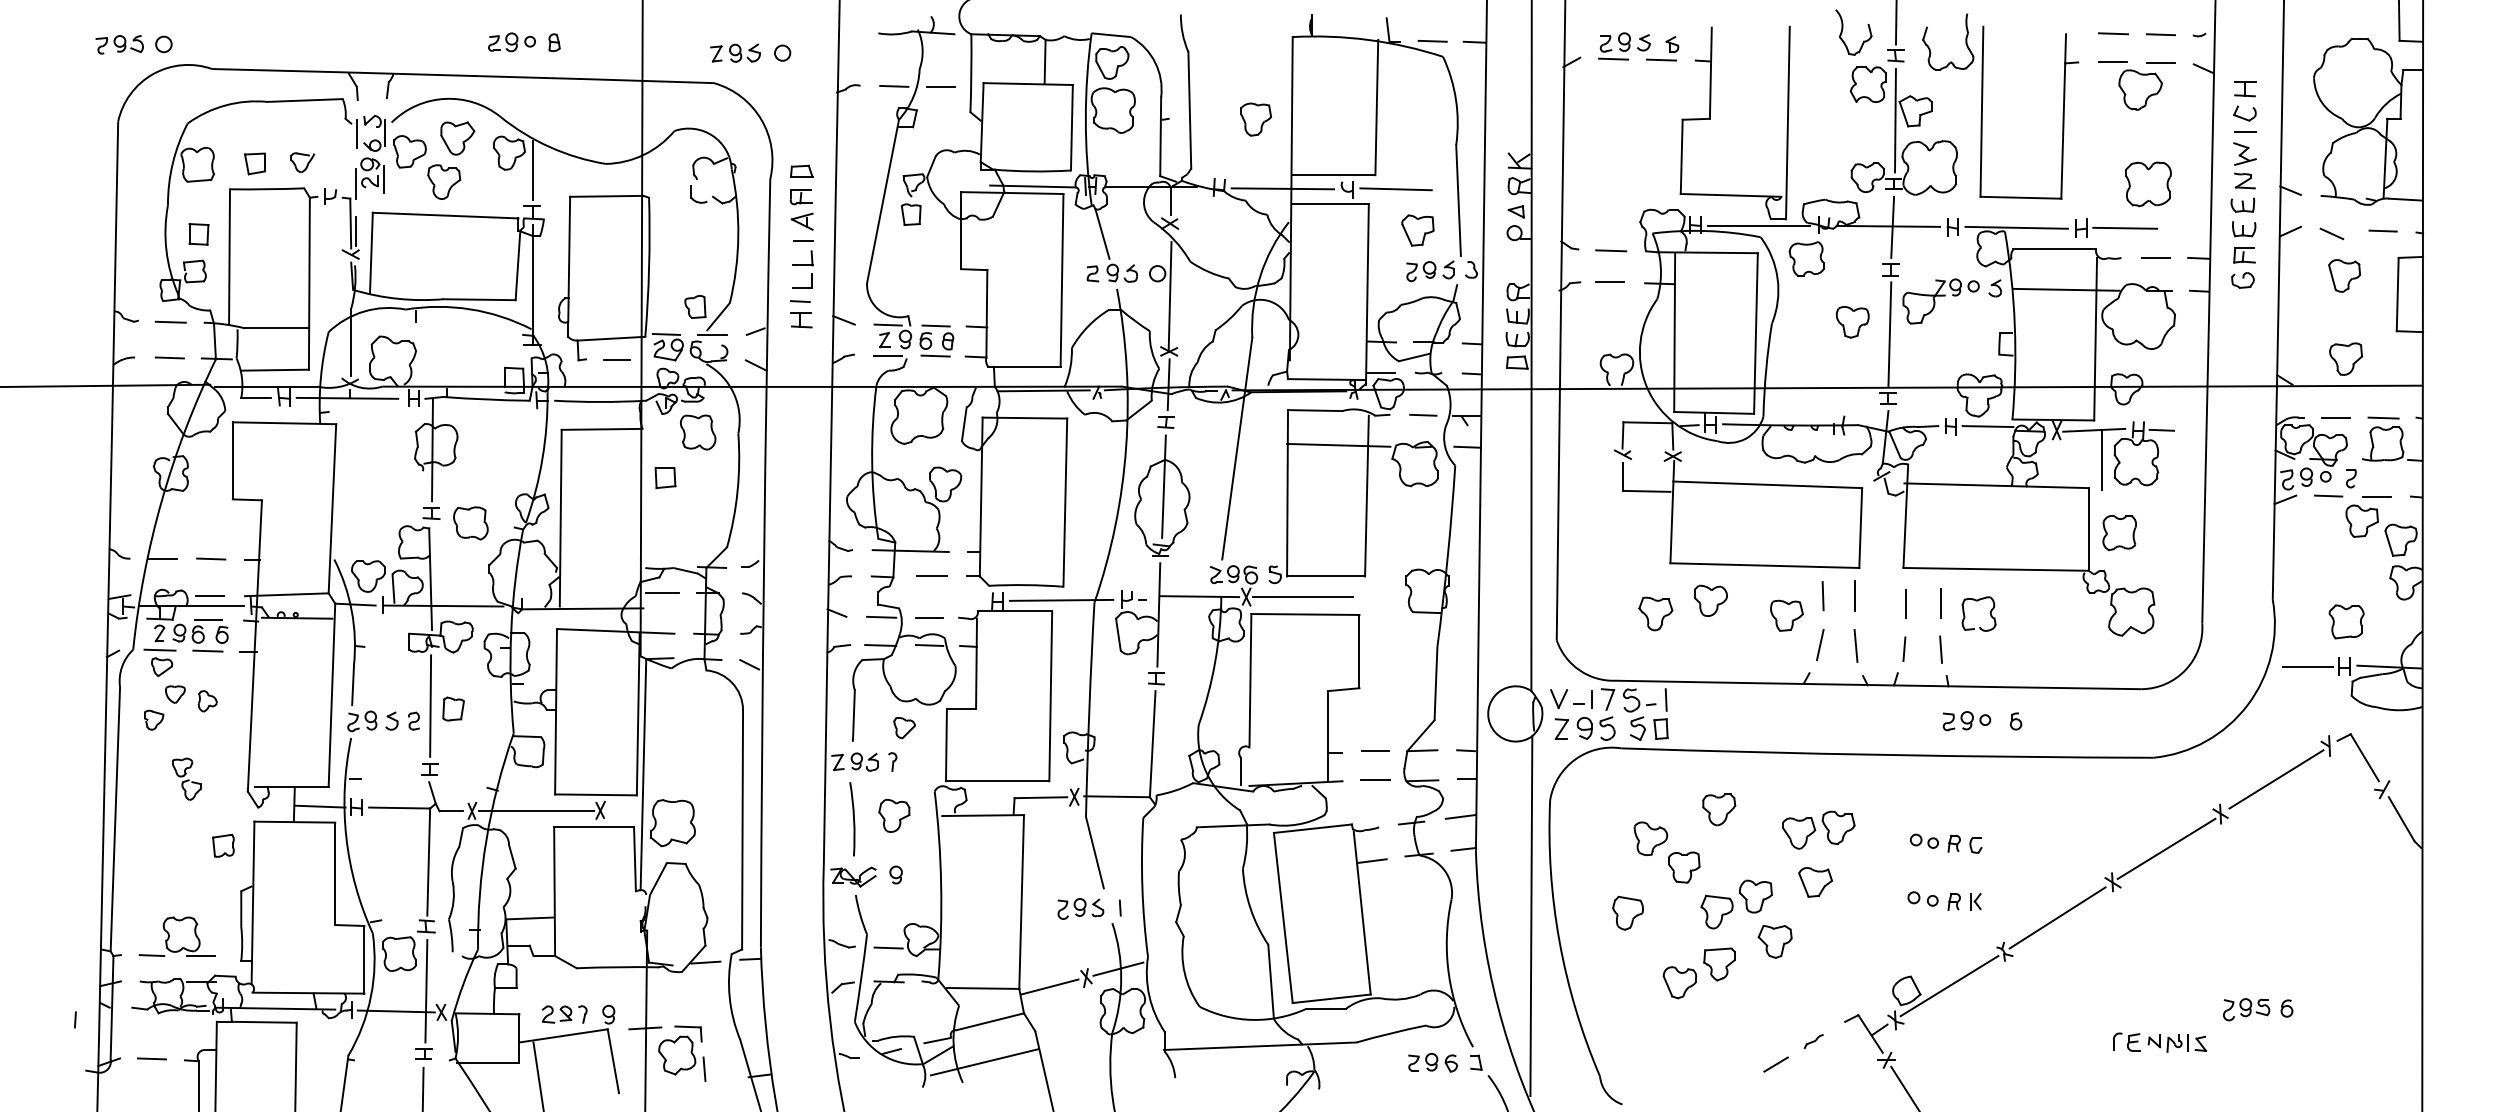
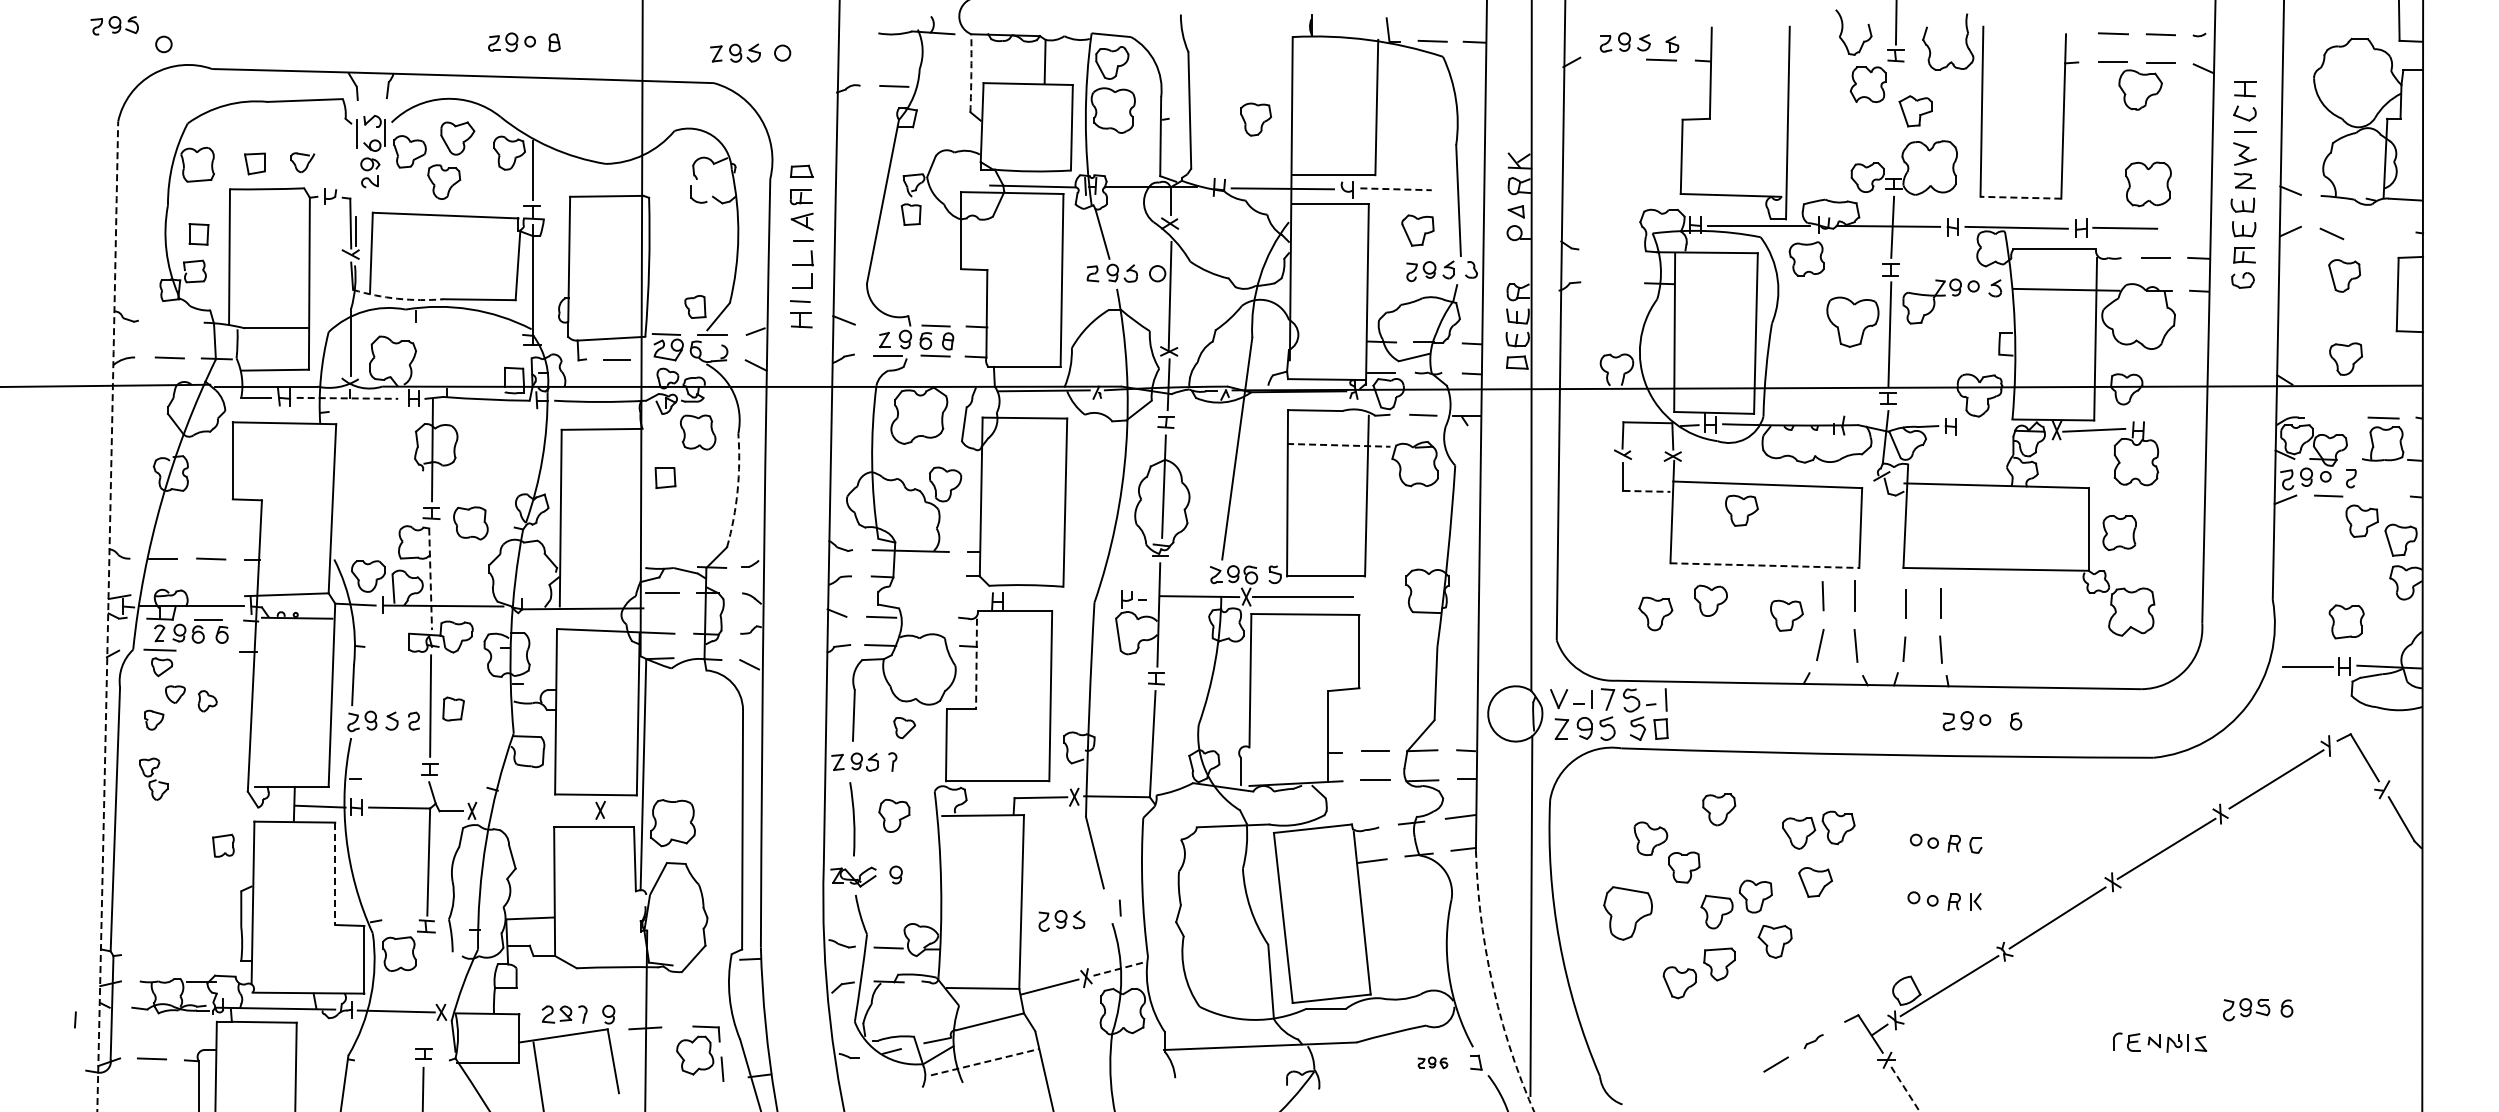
part position: (119, 44) -> (114, 25) (114, 25)
line: present -> none (1613, 58)
arc: solid -> dashed (971, 73)
line: present -> none (941, 86)
line: present -> none (1895, 120)
line: present -> none (384, 179)
line: present -> none (355, 183)
line: solid -> dashed (1396, 189)
line: solid -> dashed (2020, 197)
line: present -> none (2382, 230)
line: present -> none (1611, 250)
line: present -> none (1610, 282)
arc: solid -> dashed (397, 298)
line: present -> none (170, 321)
part size: 35x33 px -> 54x52 px (1852, 321)
line: present -> none (887, 324)
line: solid -> dashed (347, 398)
line: present -> none (2335, 417)
line: present -> none (1987, 426)
line: present -> none (2161, 429)
line: solid -> dashed (1338, 445)
line: present -> none (1466, 446)
line: present -> none (2101, 459)
arc: solid -> dashed (737, 490)
line: solid -> dashed (1647, 491)
line: present -> none (2376, 496)
part: none -> present (1741, 510)
line: solid -> dashed (1765, 565)
line: present -> none (931, 576)
line: solid -> dashed (430, 579)
line: present -> none (210, 596)
line: present -> none (1061, 599)
part: present -> none (1989, 613)
arc: solid -> dashed (108, 616)
line: present -> none (929, 617)
line: present -> none (929, 645)
line: present -> none (207, 650)
line: solid -> dashed (976, 664)
part position: (186, 778) -> (153, 778) (153, 778)
line: present -> none (536, 811)
line: solid -> dashed (335, 874)
part position: (1080, 908) -> (1061, 920) (1061, 920)
part size: 32x36 px -> 50x55 px (1627, 913)
part: present -> none (176, 936)
line: present -> none (705, 962)
line: solid -> dashed (1118, 969)
arc: solid -> dashed (1492, 984)
line: present -> none (426, 991)
part position: (682, 1053) -> (700, 1053) (700, 1053)
line: solid -> dashed (984, 1062)
part size: 50x20 px -> 32x14 px (1432, 1062)
line: solid -> dashed (1905, 1089)
